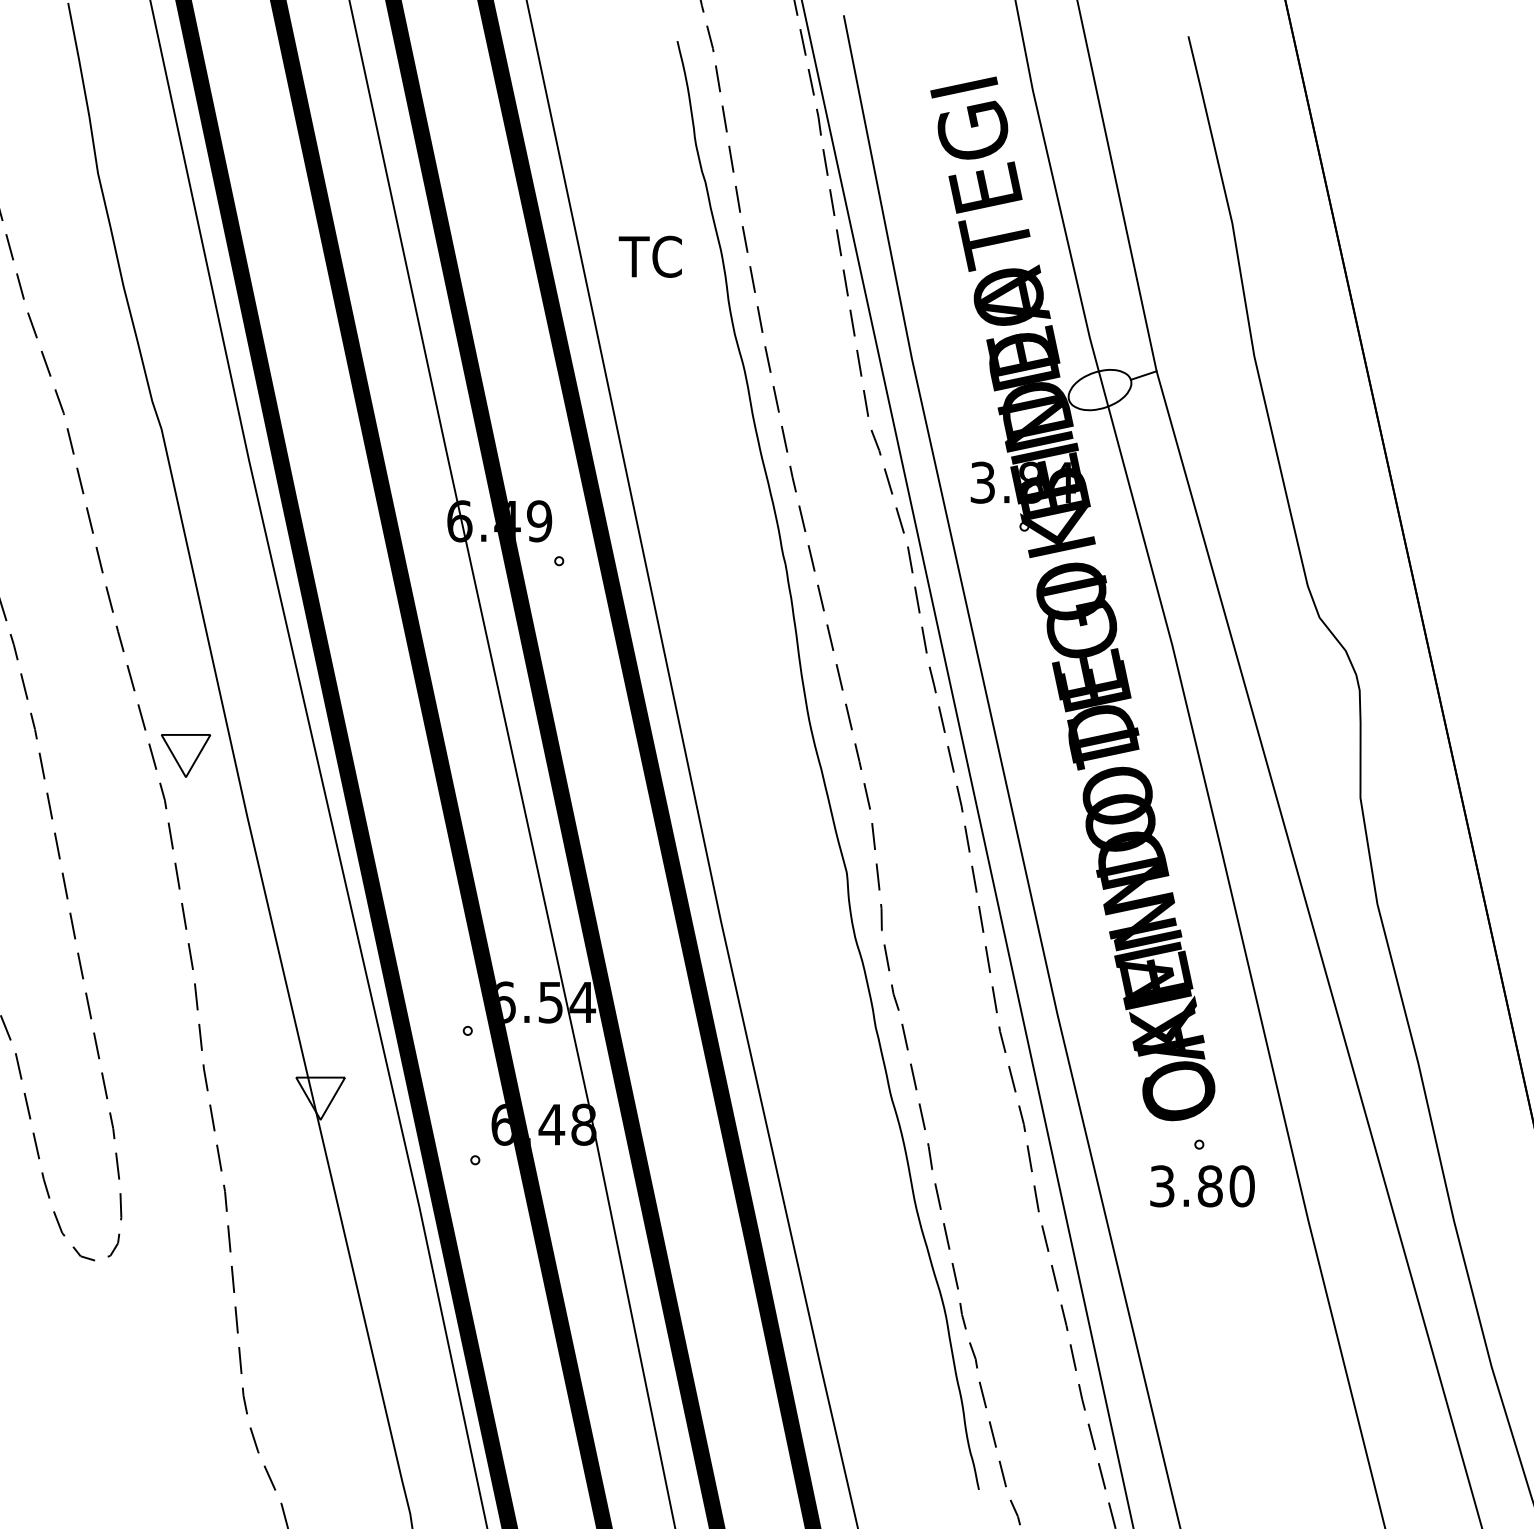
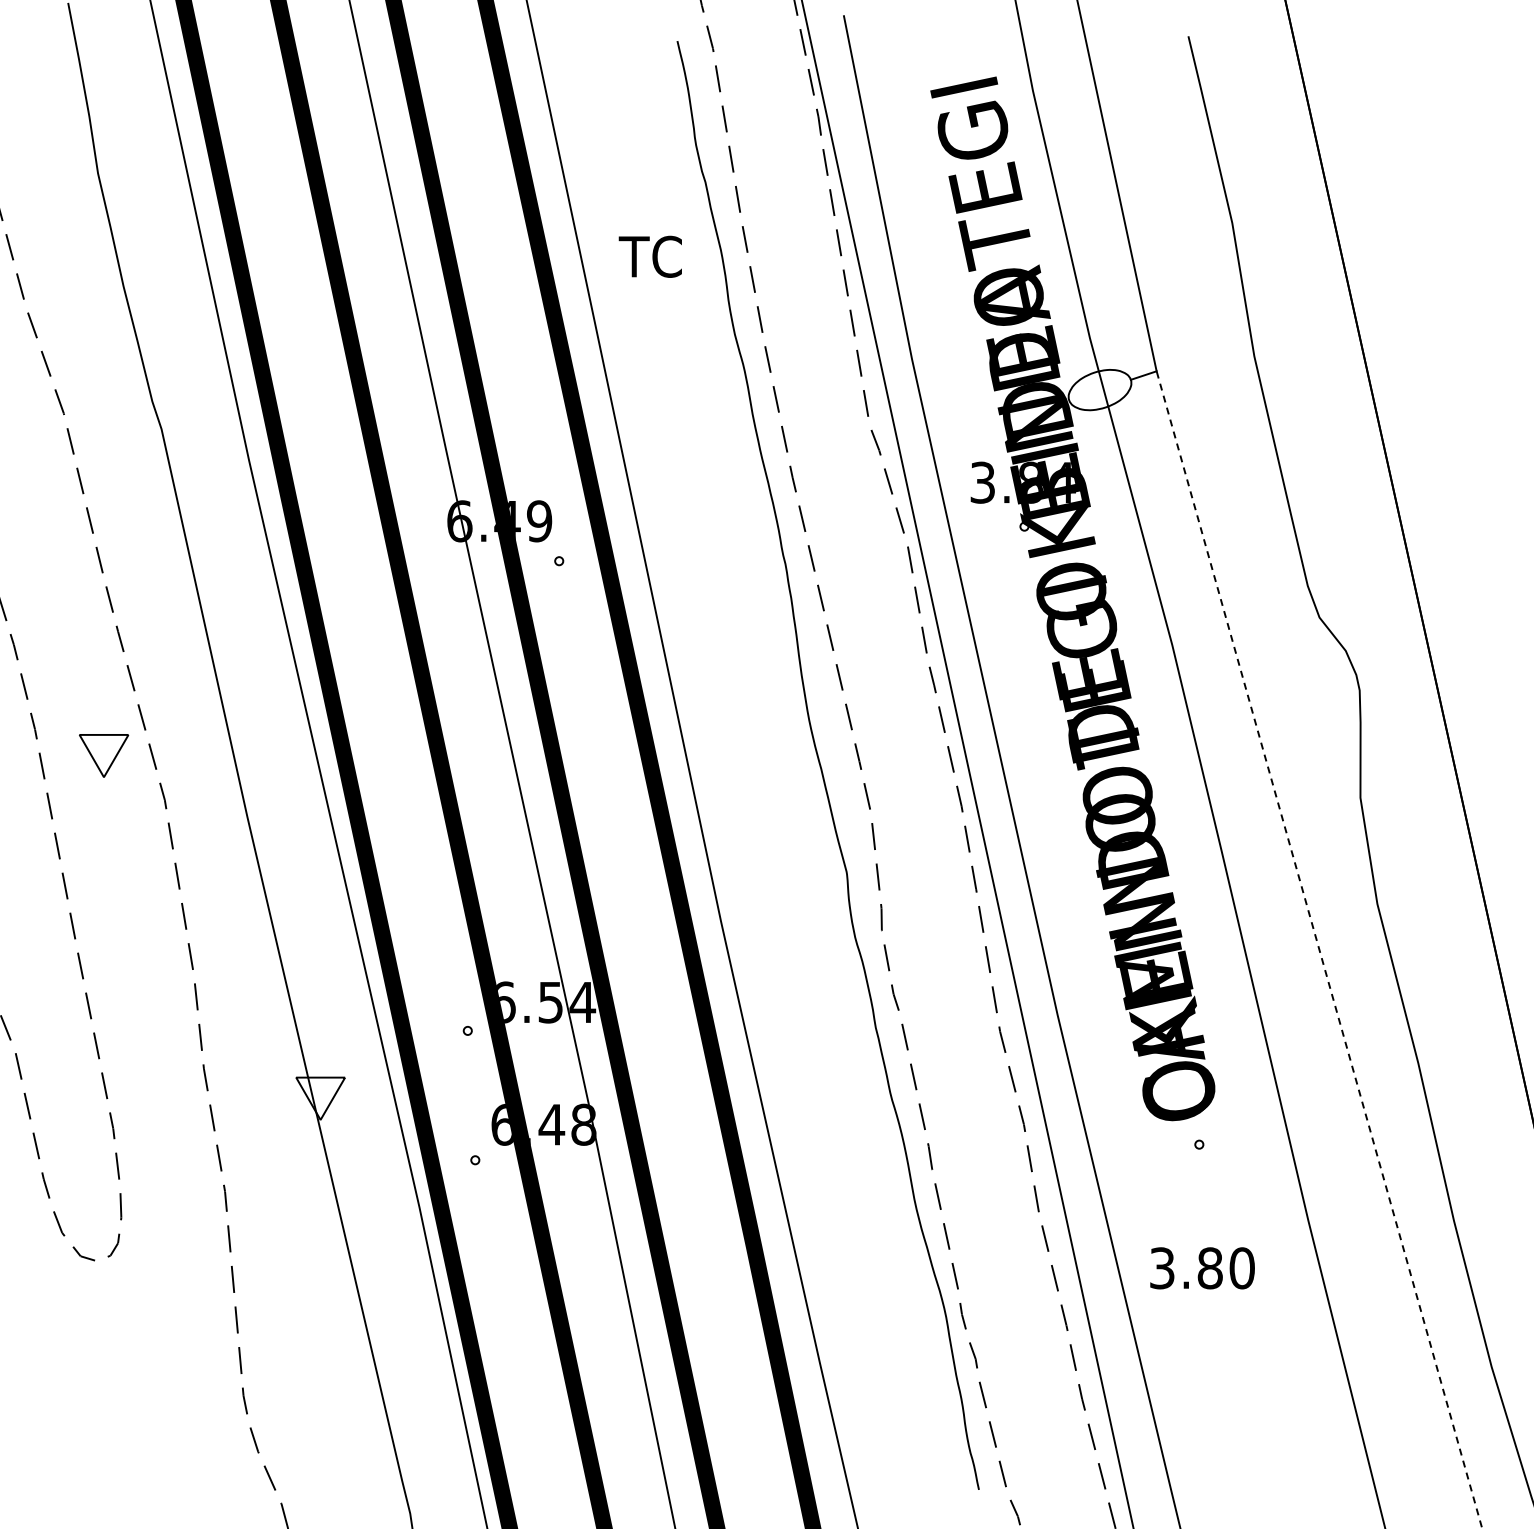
part position: (186, 755) -> (104, 755) (104, 755)
line: solid -> dashed (1319, 949)
text position: (1202, 1186) -> (1202, 1268) (1202, 1268)
